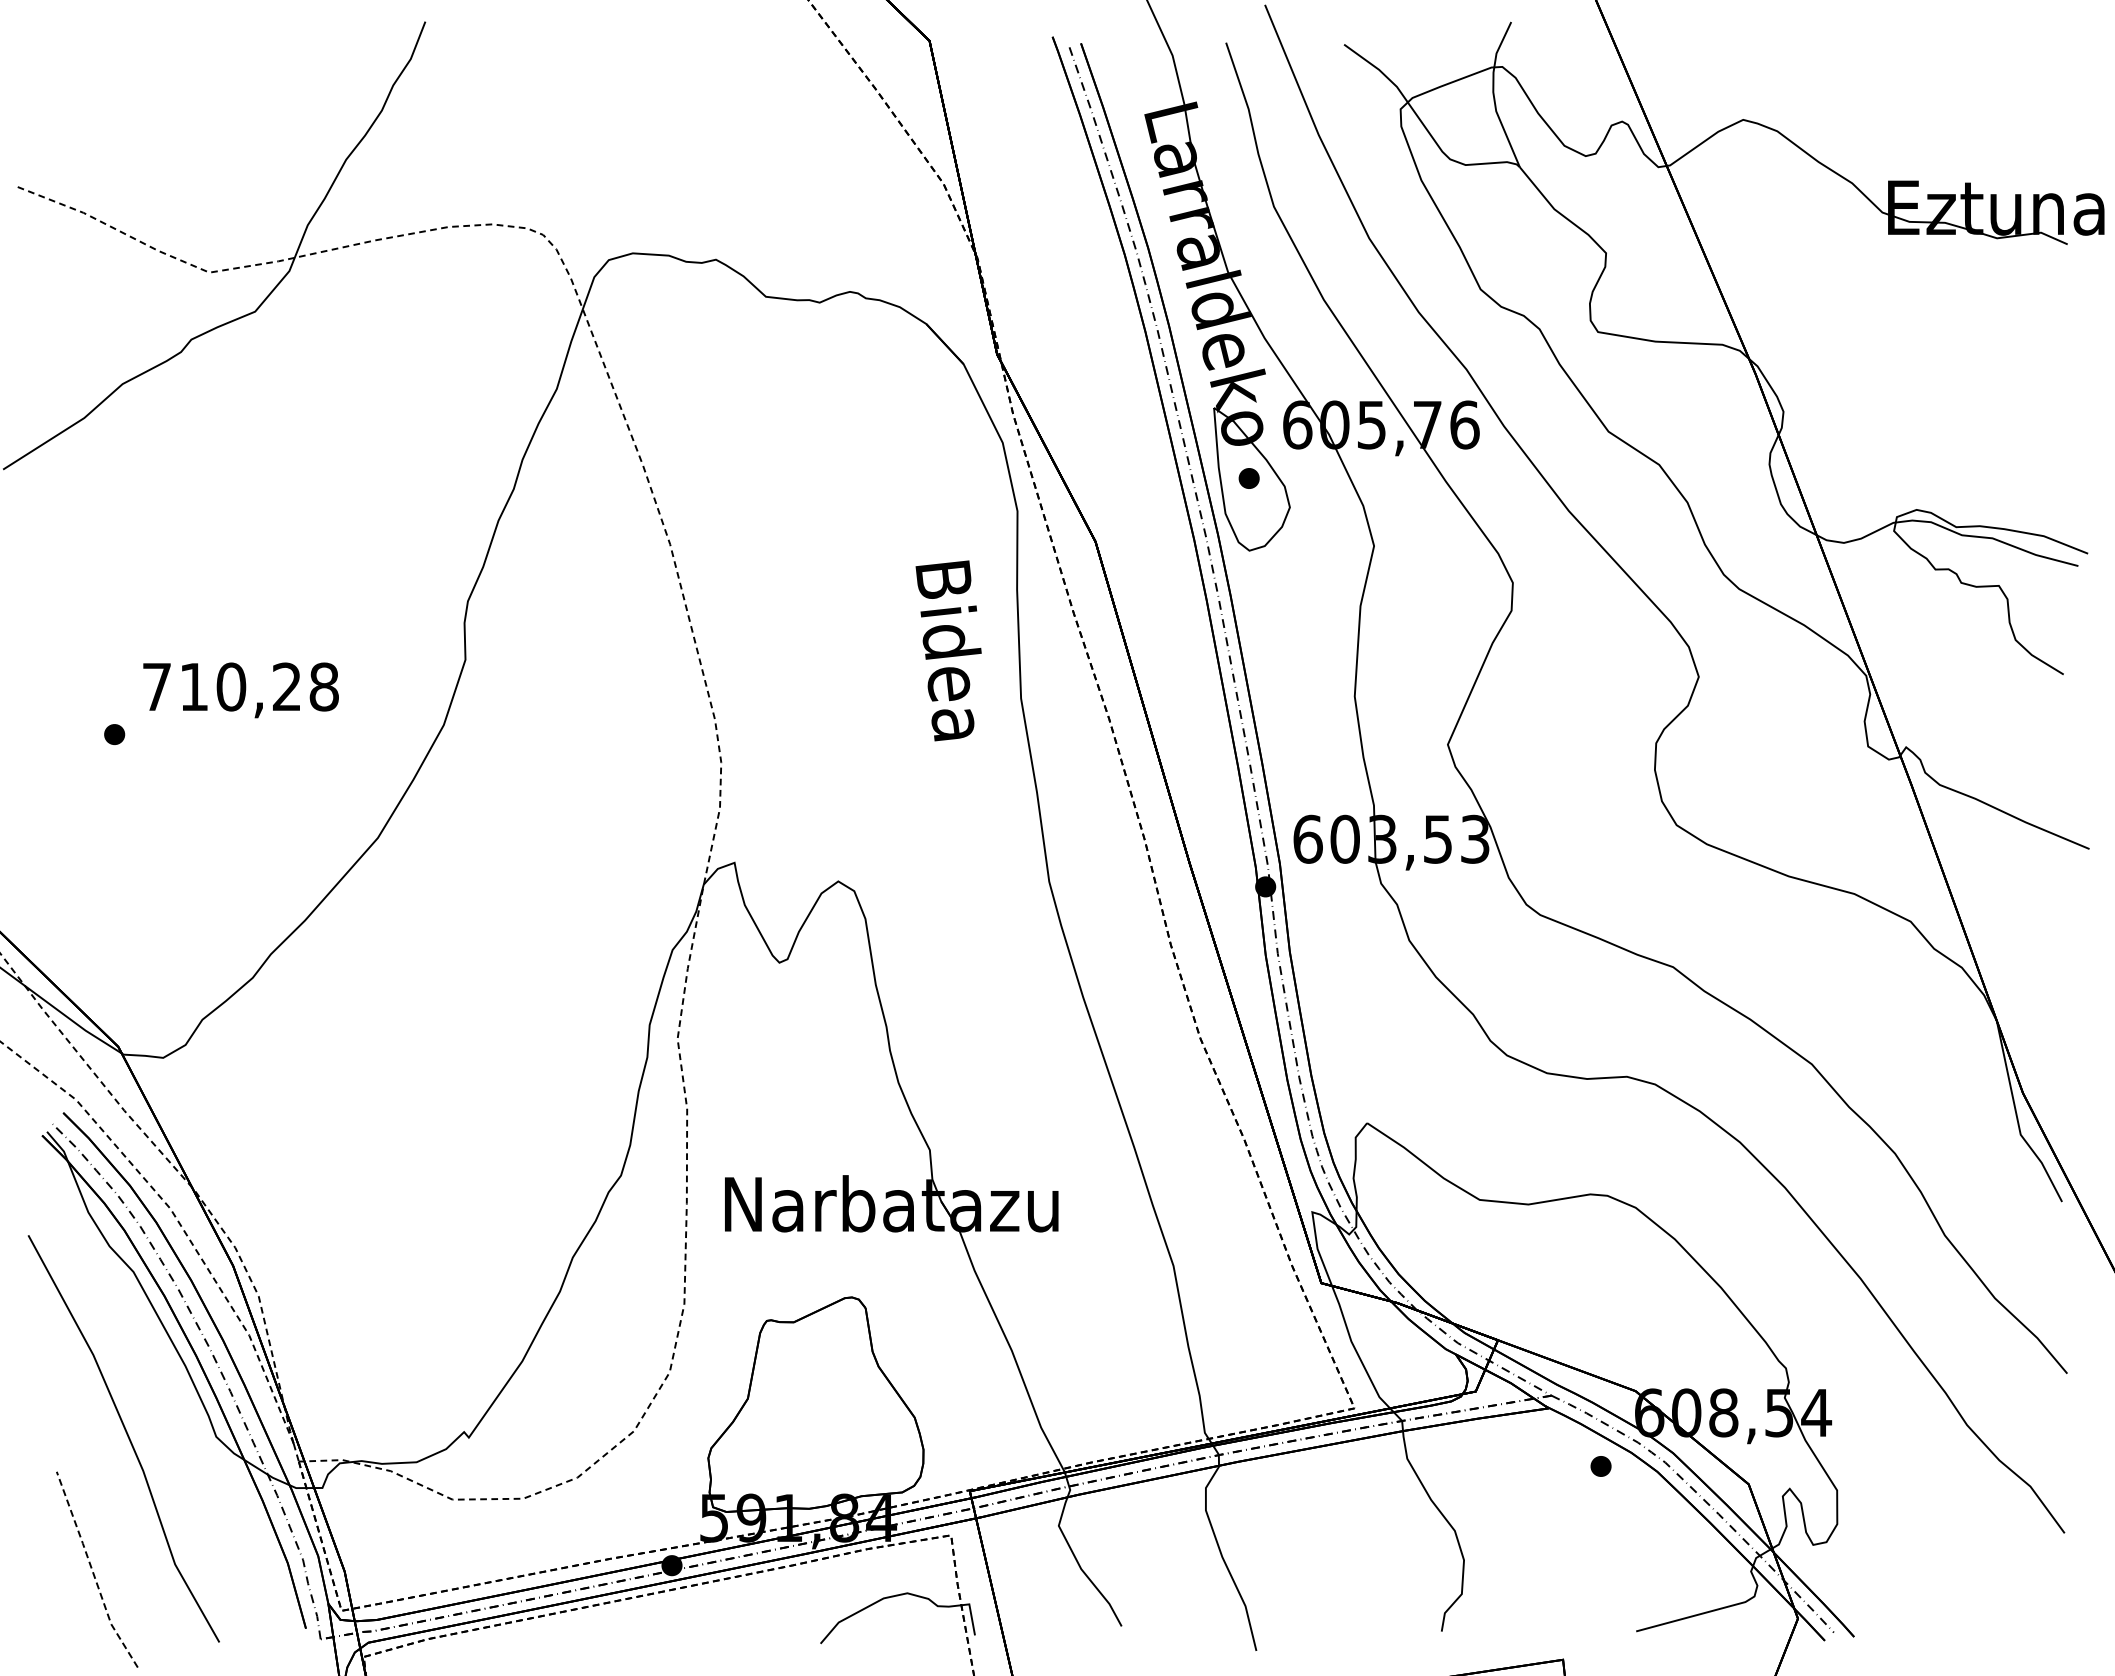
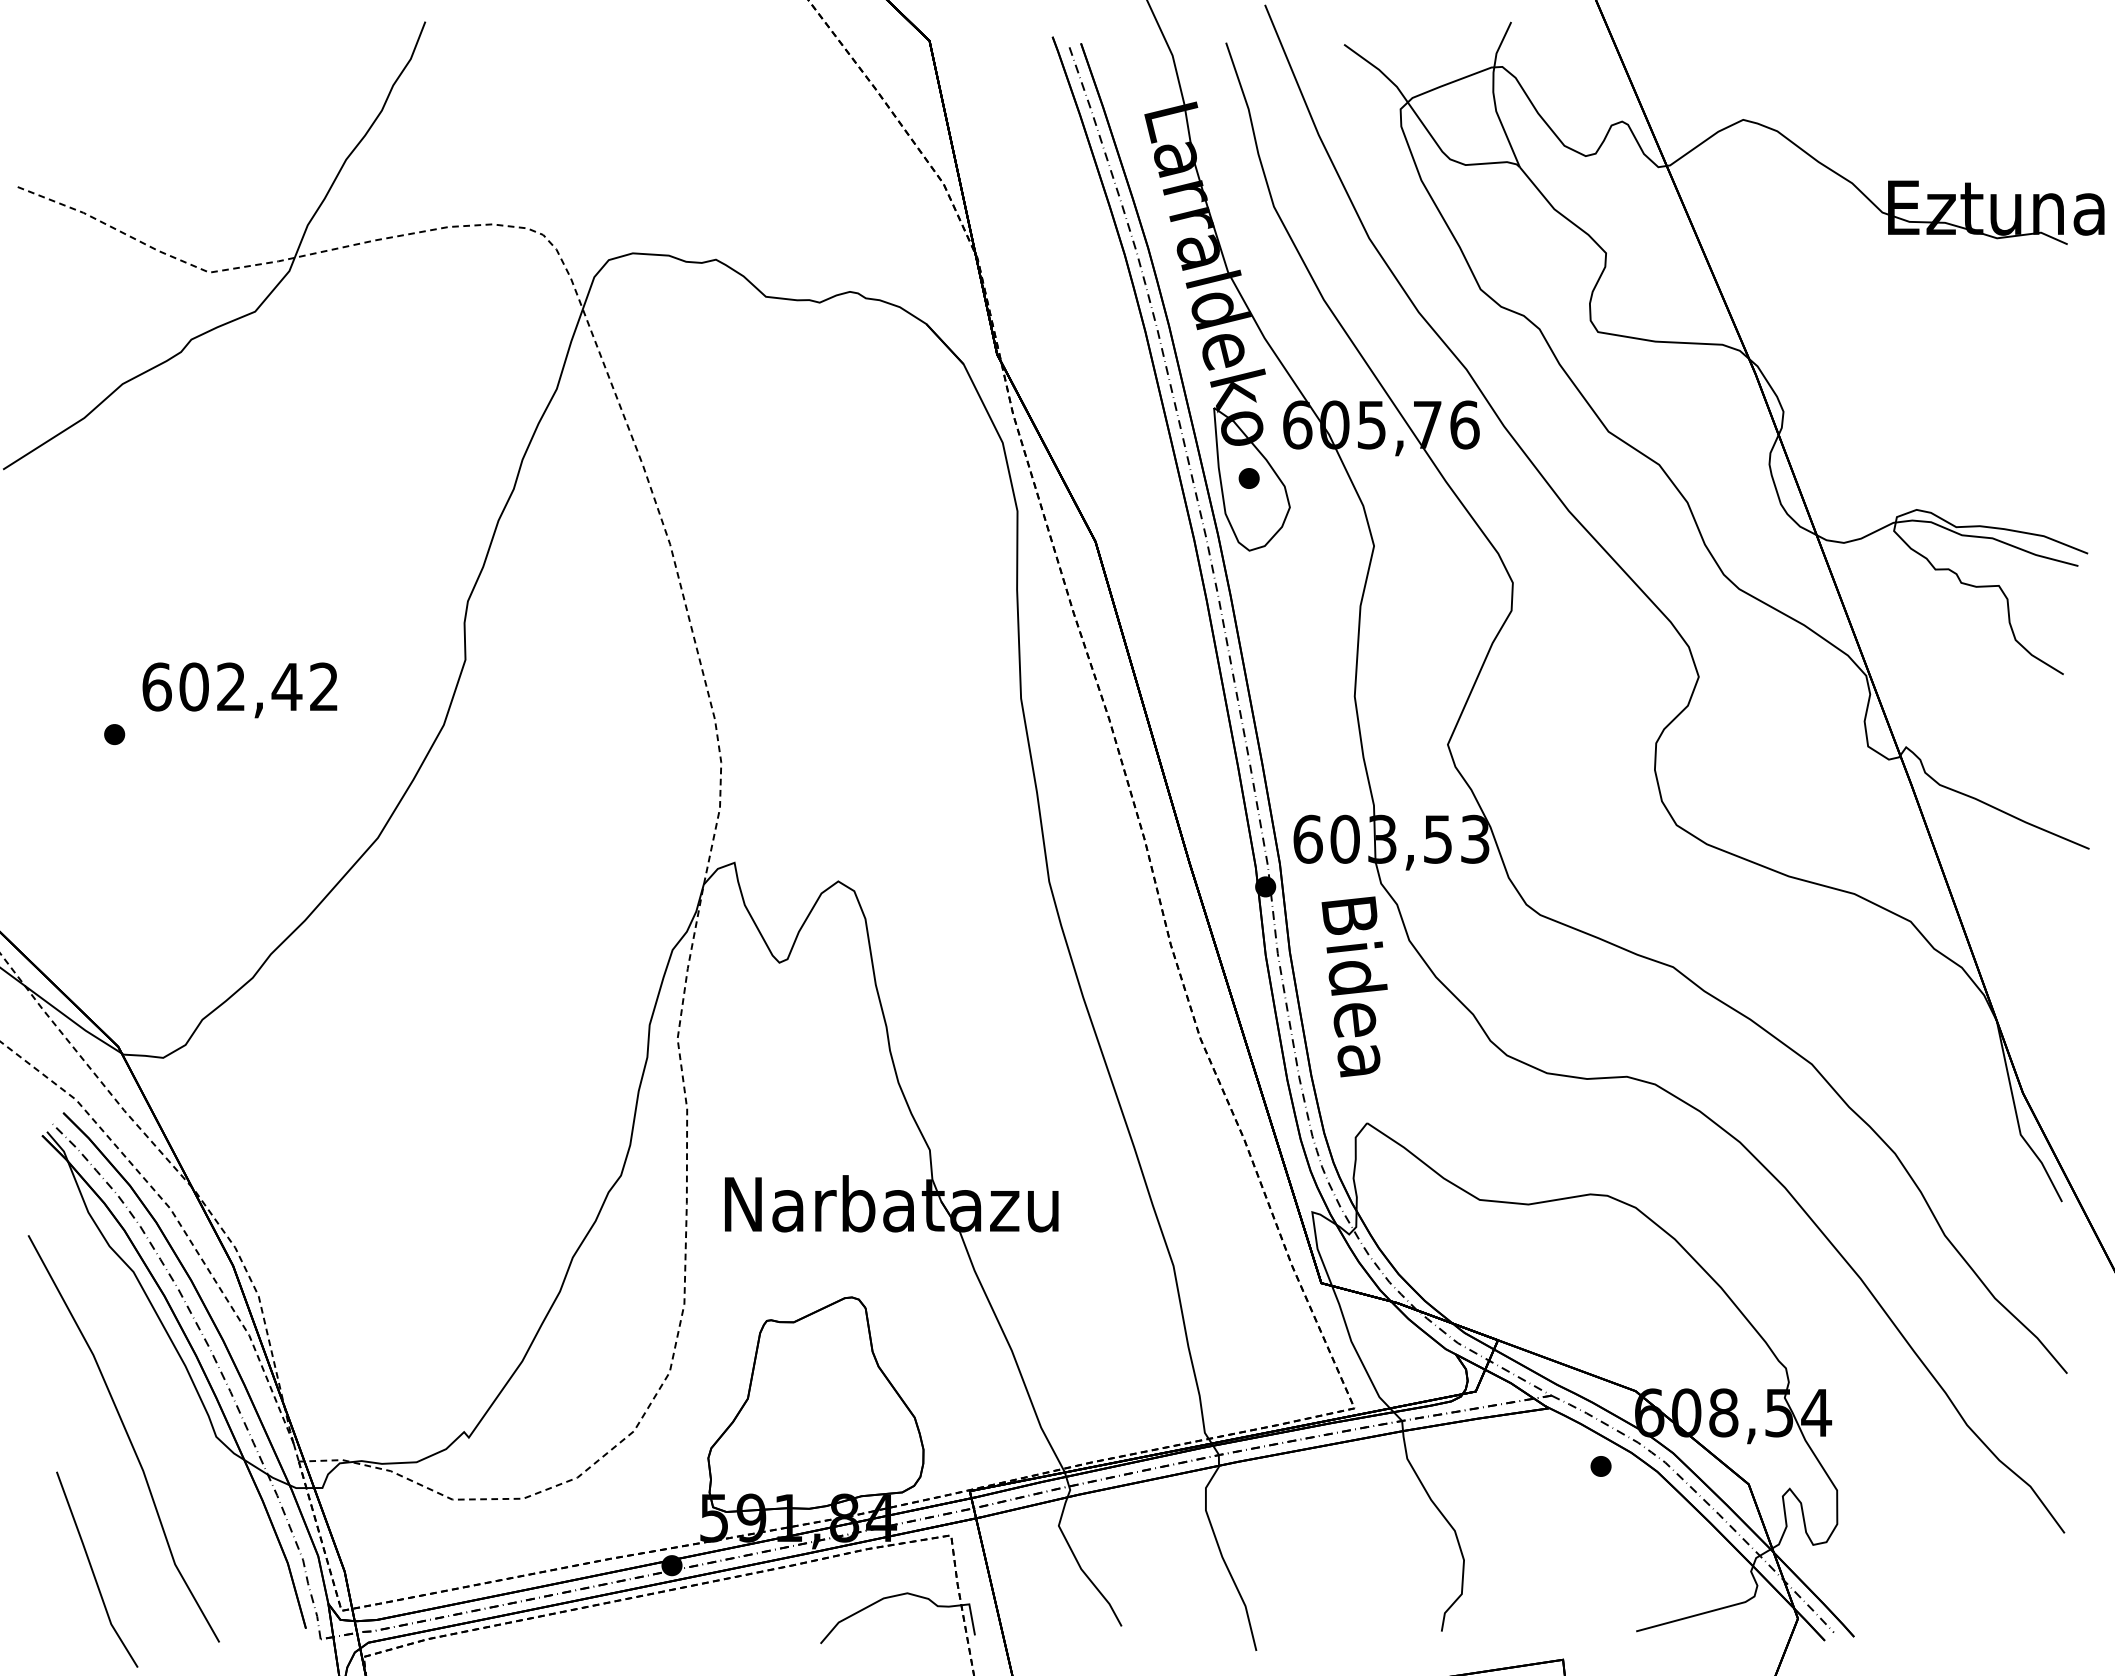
text position: (948, 650) -> (1354, 986) (1354, 986)
text: 710,28 -> 602,42 (240, 686)
line: dashed -> solid (92, 1571)
